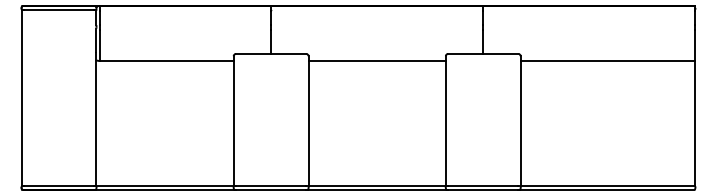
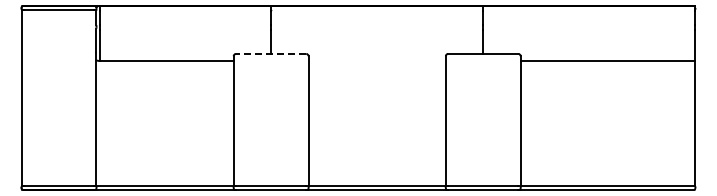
line: solid -> dashed (270, 53)
line: present -> none (376, 60)
